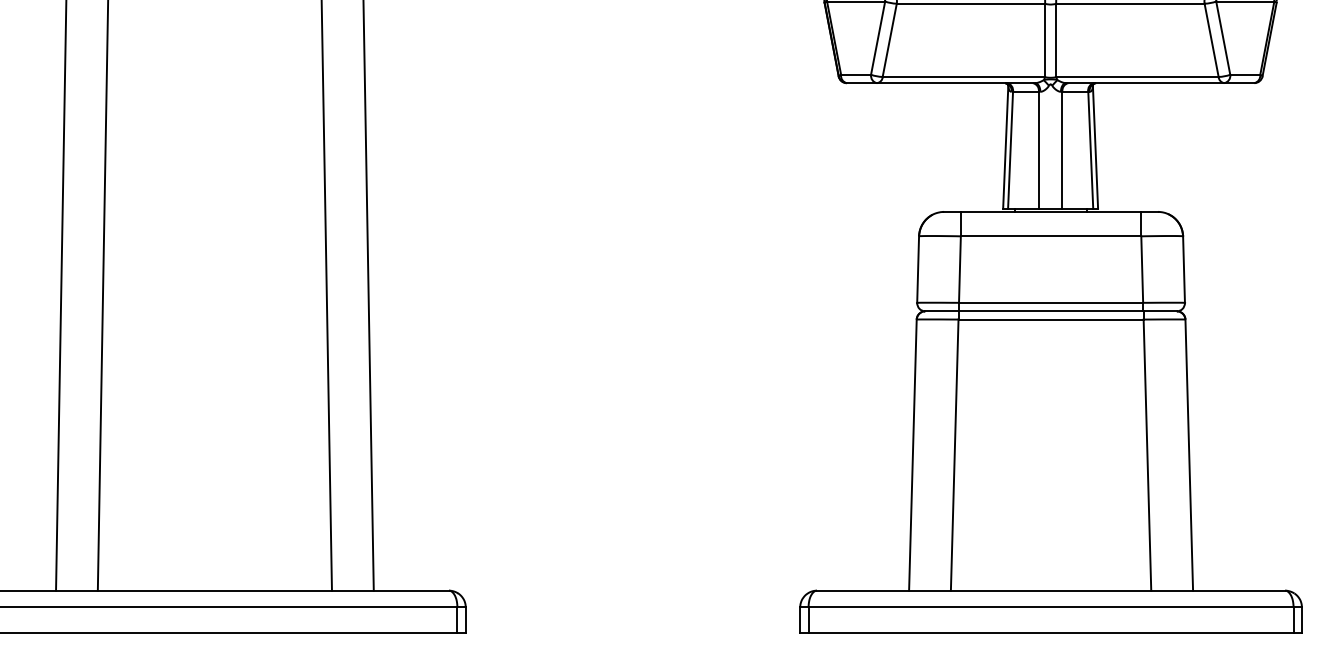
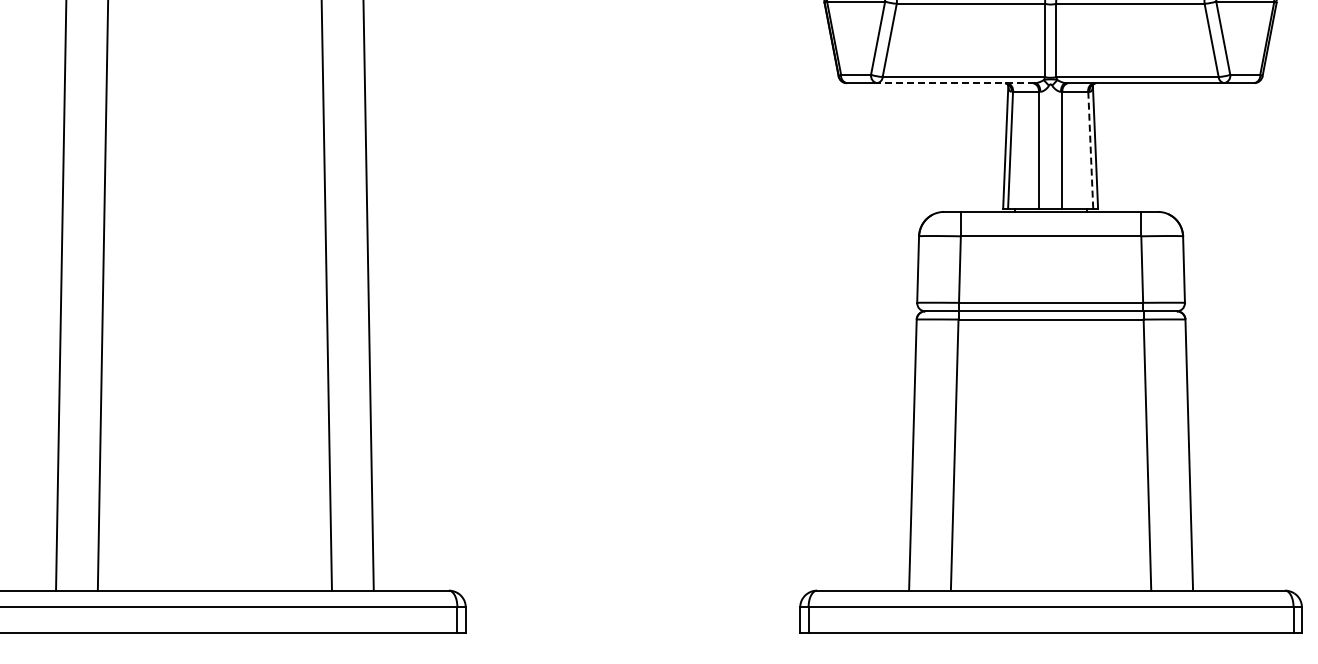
line: solid -> dashed (955, 83)
line: solid -> dashed (1090, 149)
